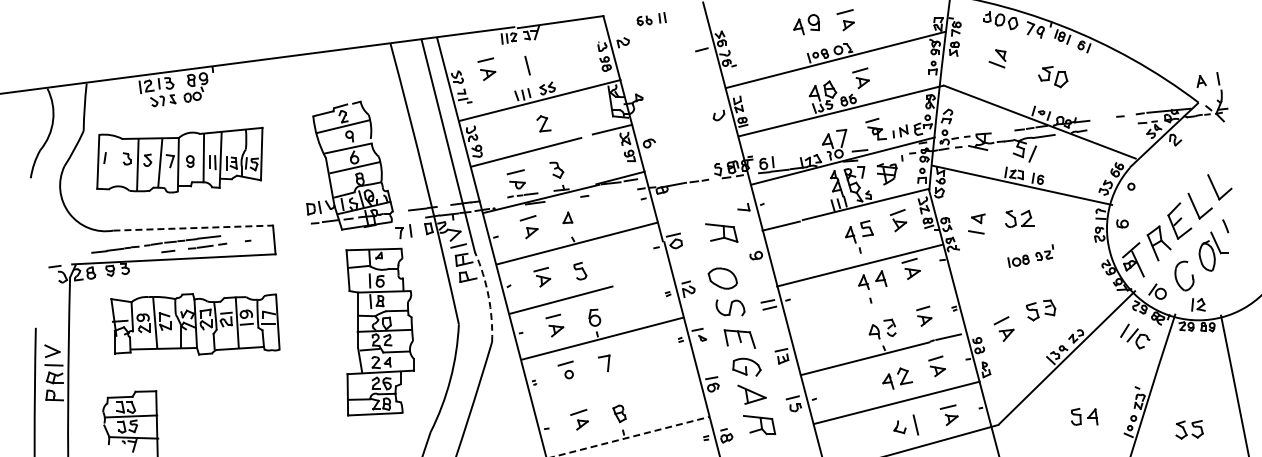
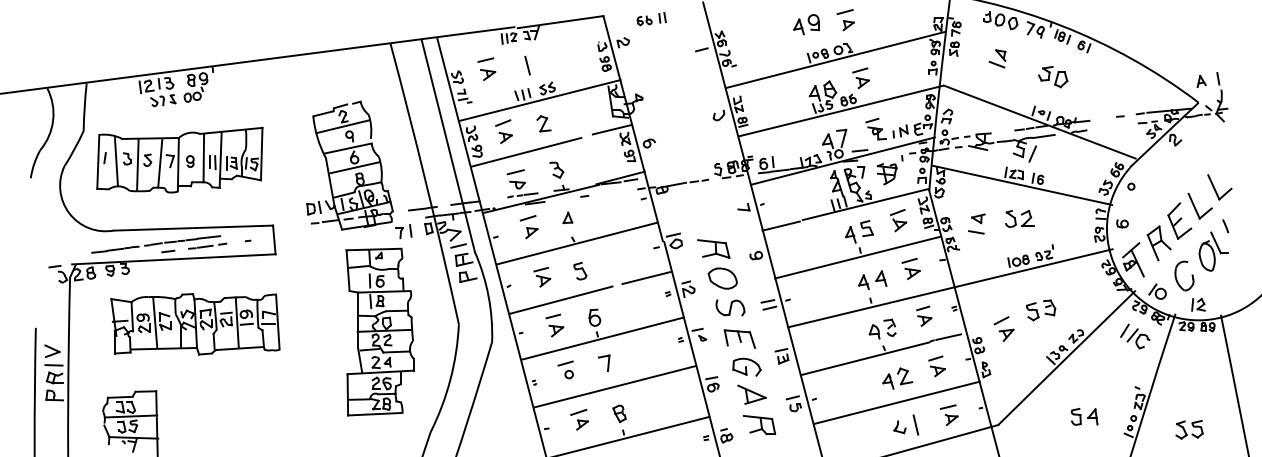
part: none -> present (503, 131)
line: none -> present (115, 161)
line: dashed -> solid (193, 228)
part position: (721, 232) -> (713, 248) (713, 248)
line position: (859, 265) -> (857, 257) (857, 257)
line: none -> present (646, 277)
line: none -> present (950, 288)
arc: dashed -> solid (488, 296)
line: none -> present (614, 386)
line: dashed -> solid (631, 436)
